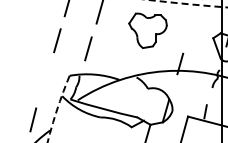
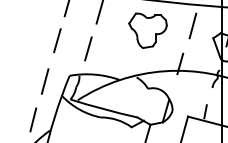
arc: dashed -> solid (189, 4)
line: none -> present (192, 25)
line: none -> present (44, 81)
arc: dashed -> solid (57, 109)
